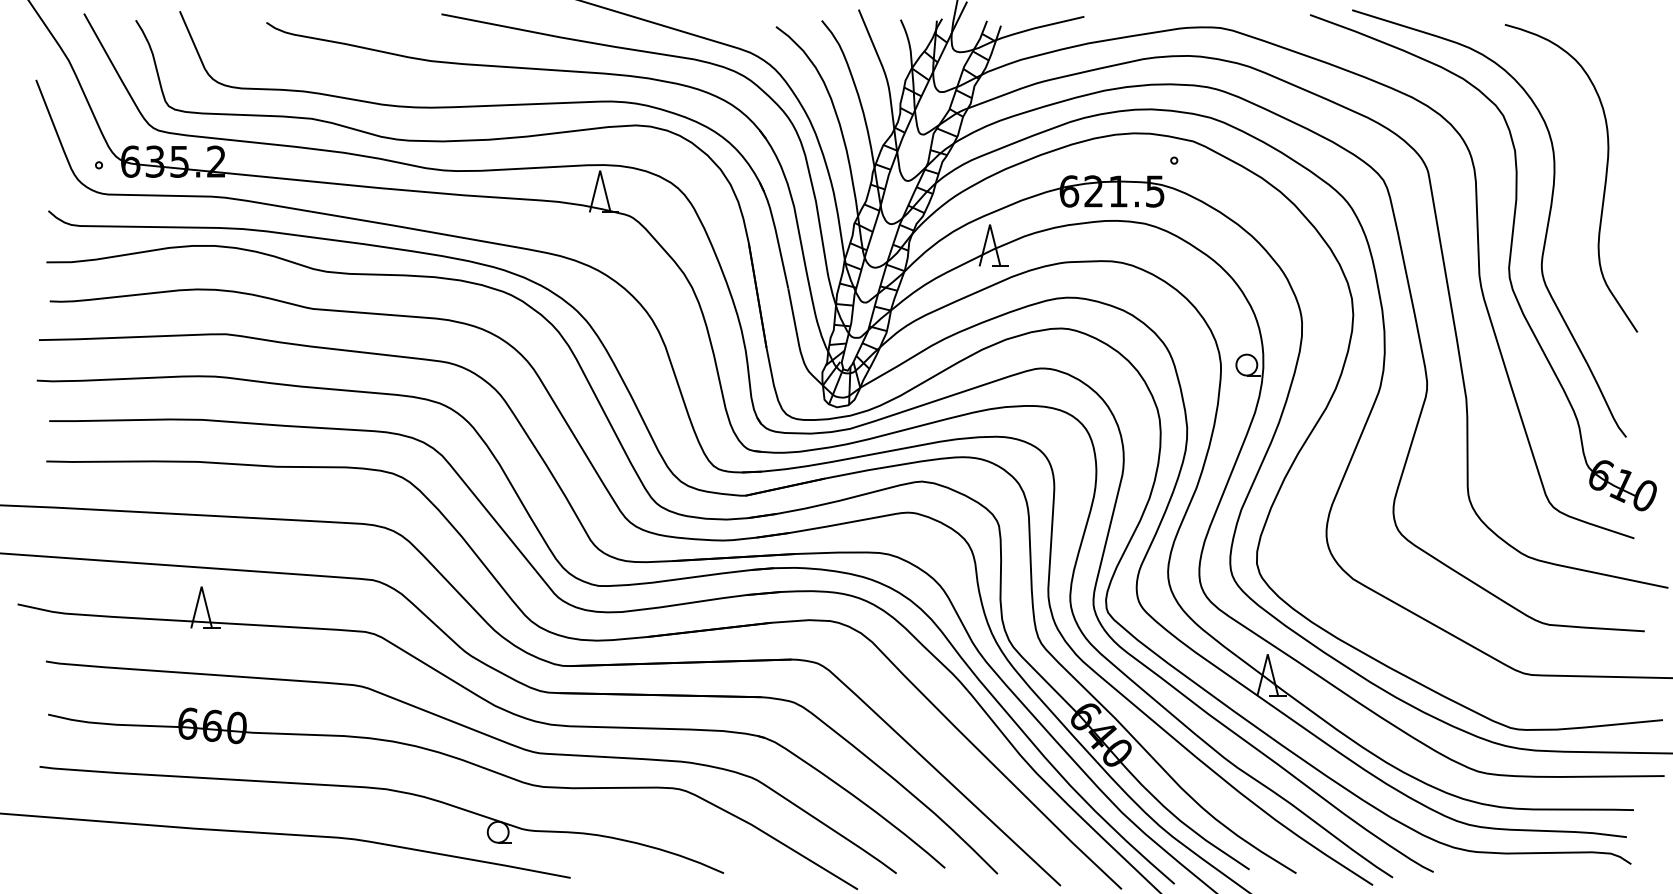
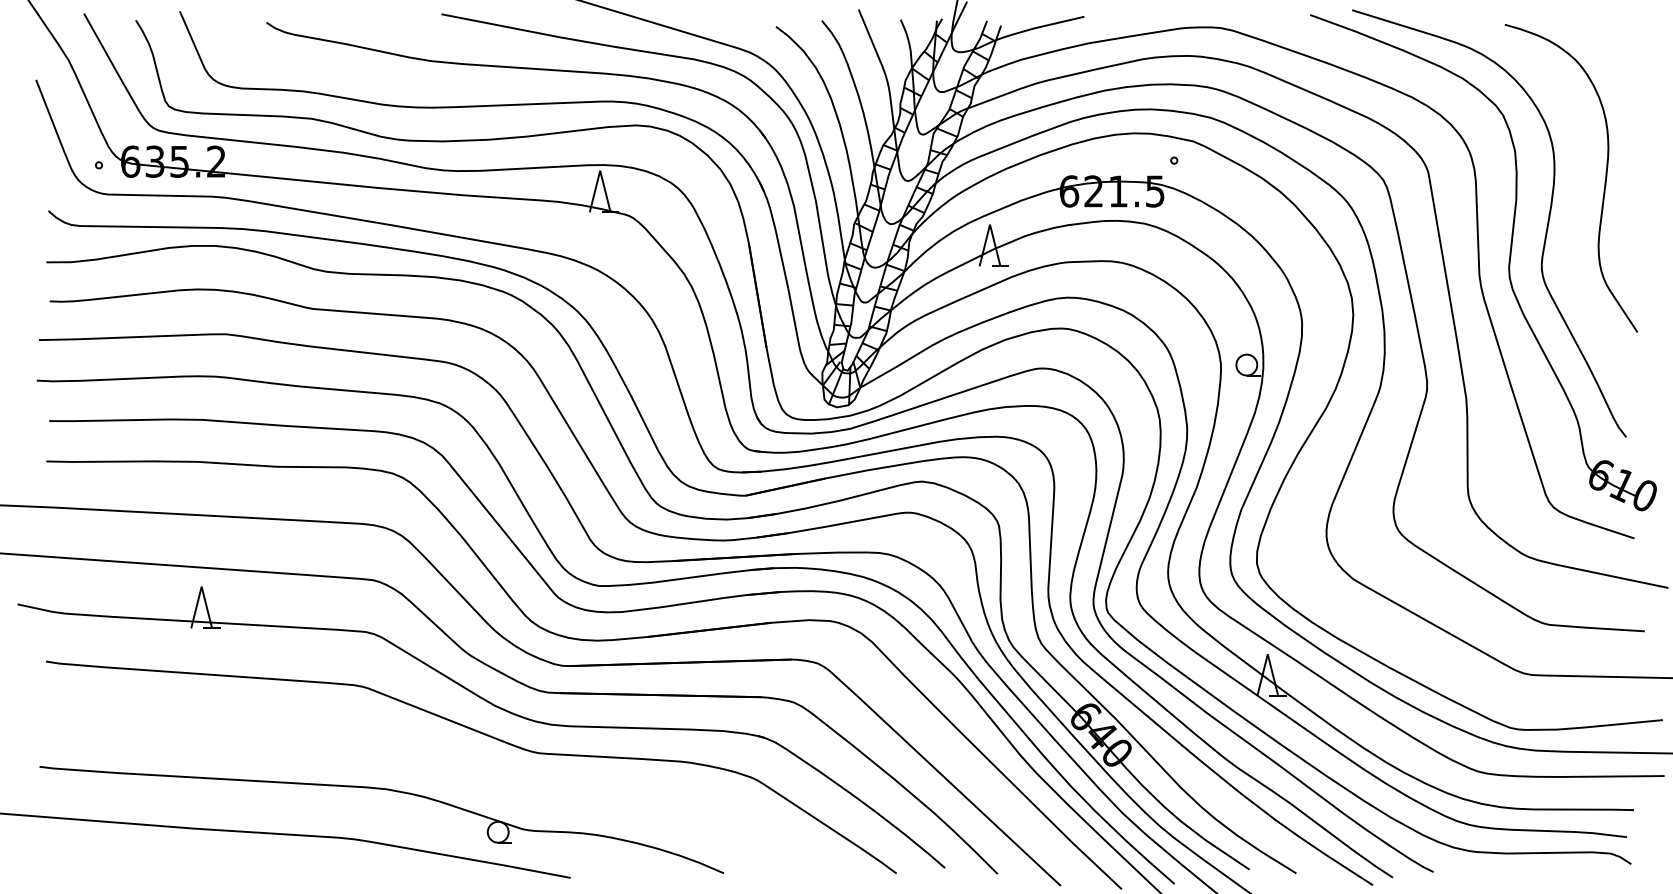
part: present -> none (465, 762)
